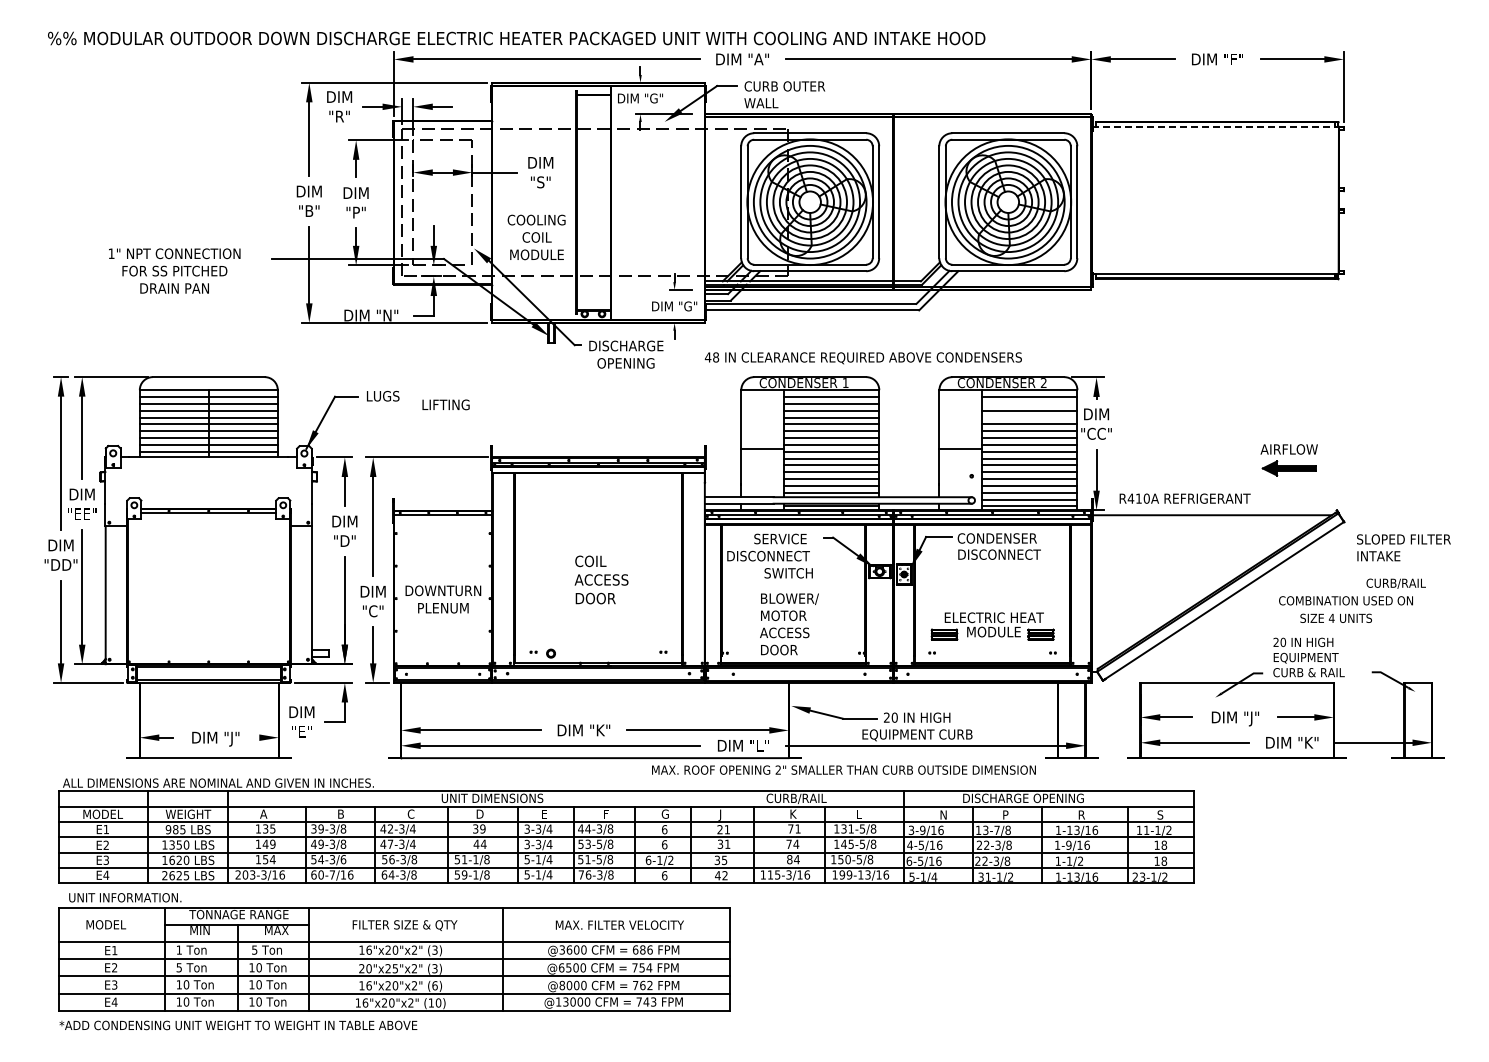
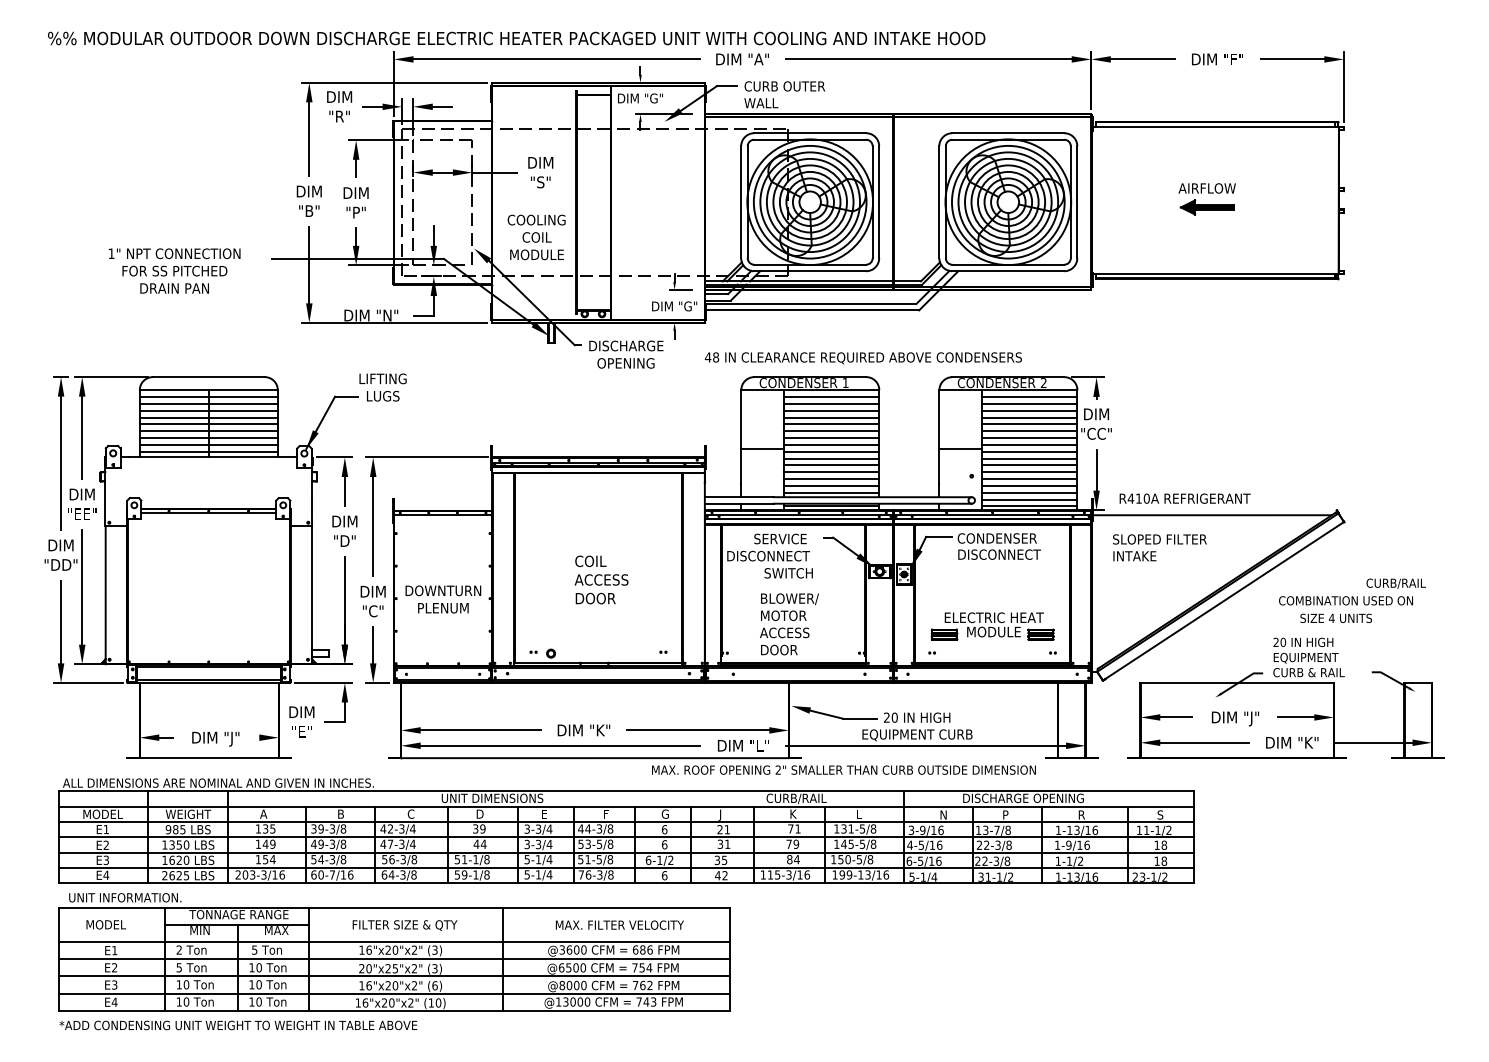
line: dashed -> solid (1213, 126)
line: none -> present (1029, 403)
text position: (445, 404) -> (382, 378) (382, 378)
line: none -> present (1029, 417)
part position: (1288, 460) -> (1206, 199) (1206, 199)
text position: (1403, 547) -> (1159, 547) (1159, 547)
text: 74 -> 79 (796, 843)
text: 54-3/6 -> 54-3/8 (343, 859)
text: 1 -> 2 (178, 949)
